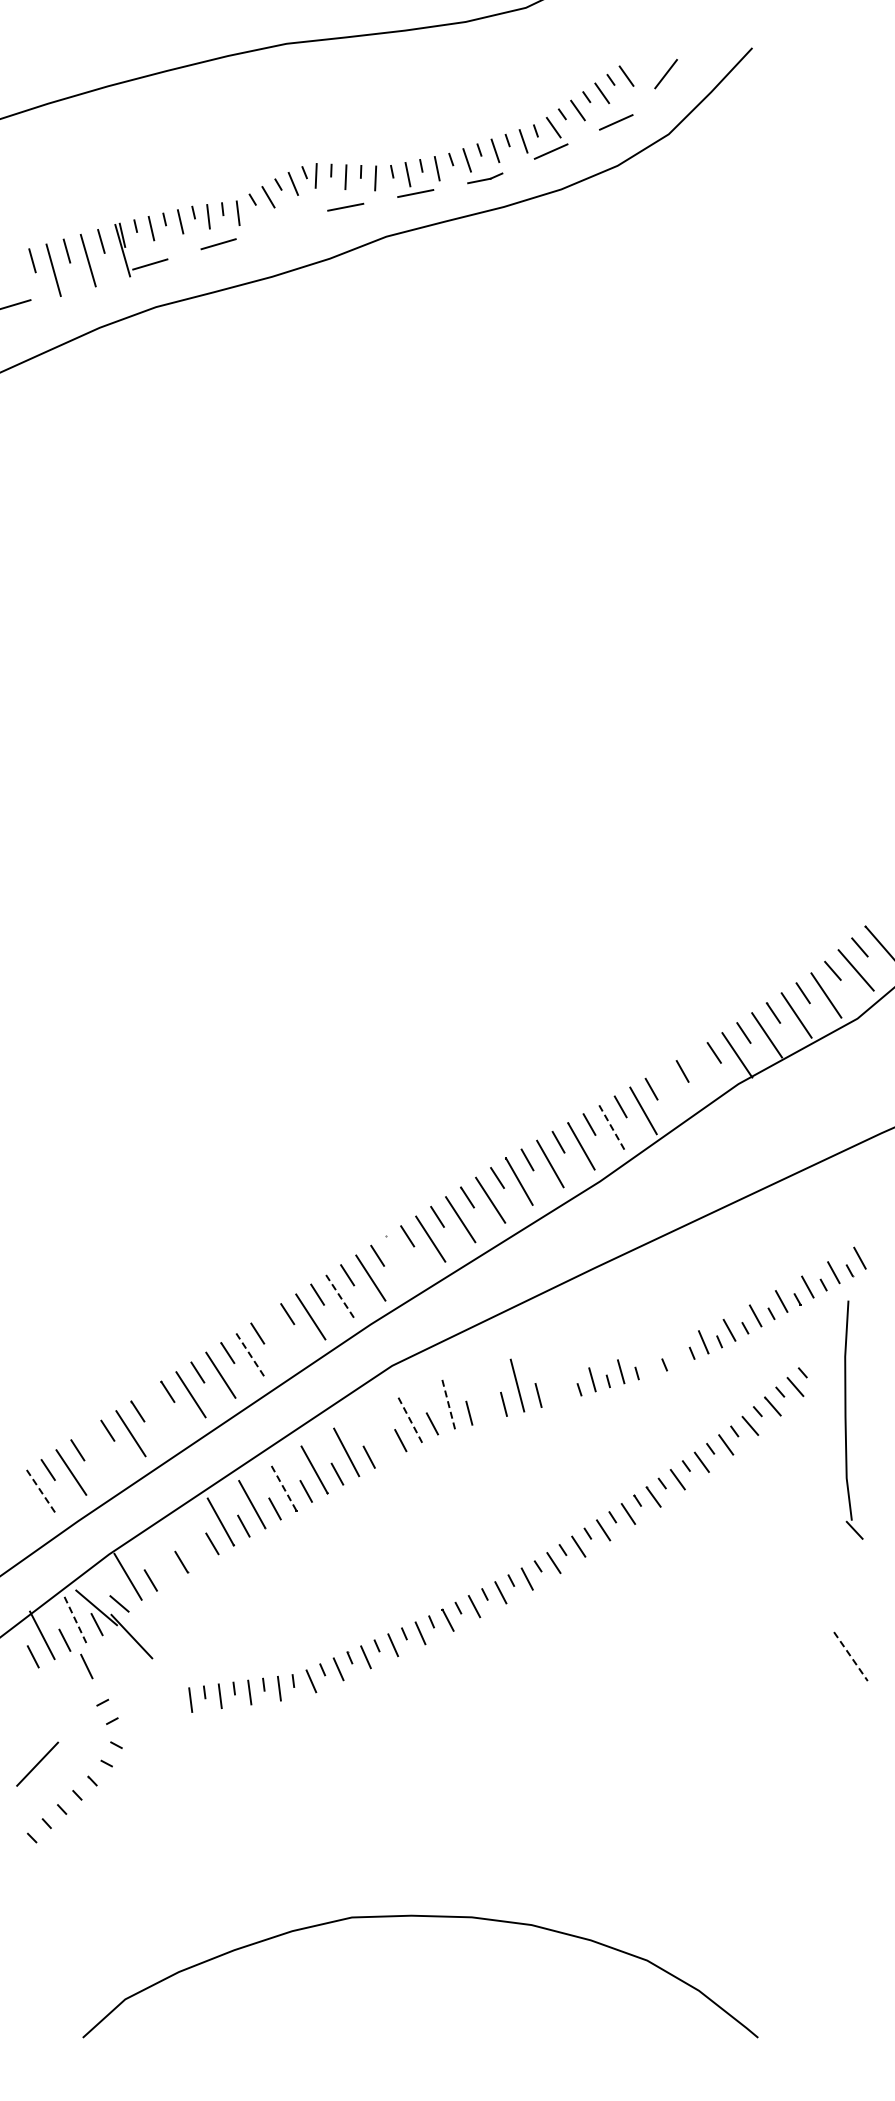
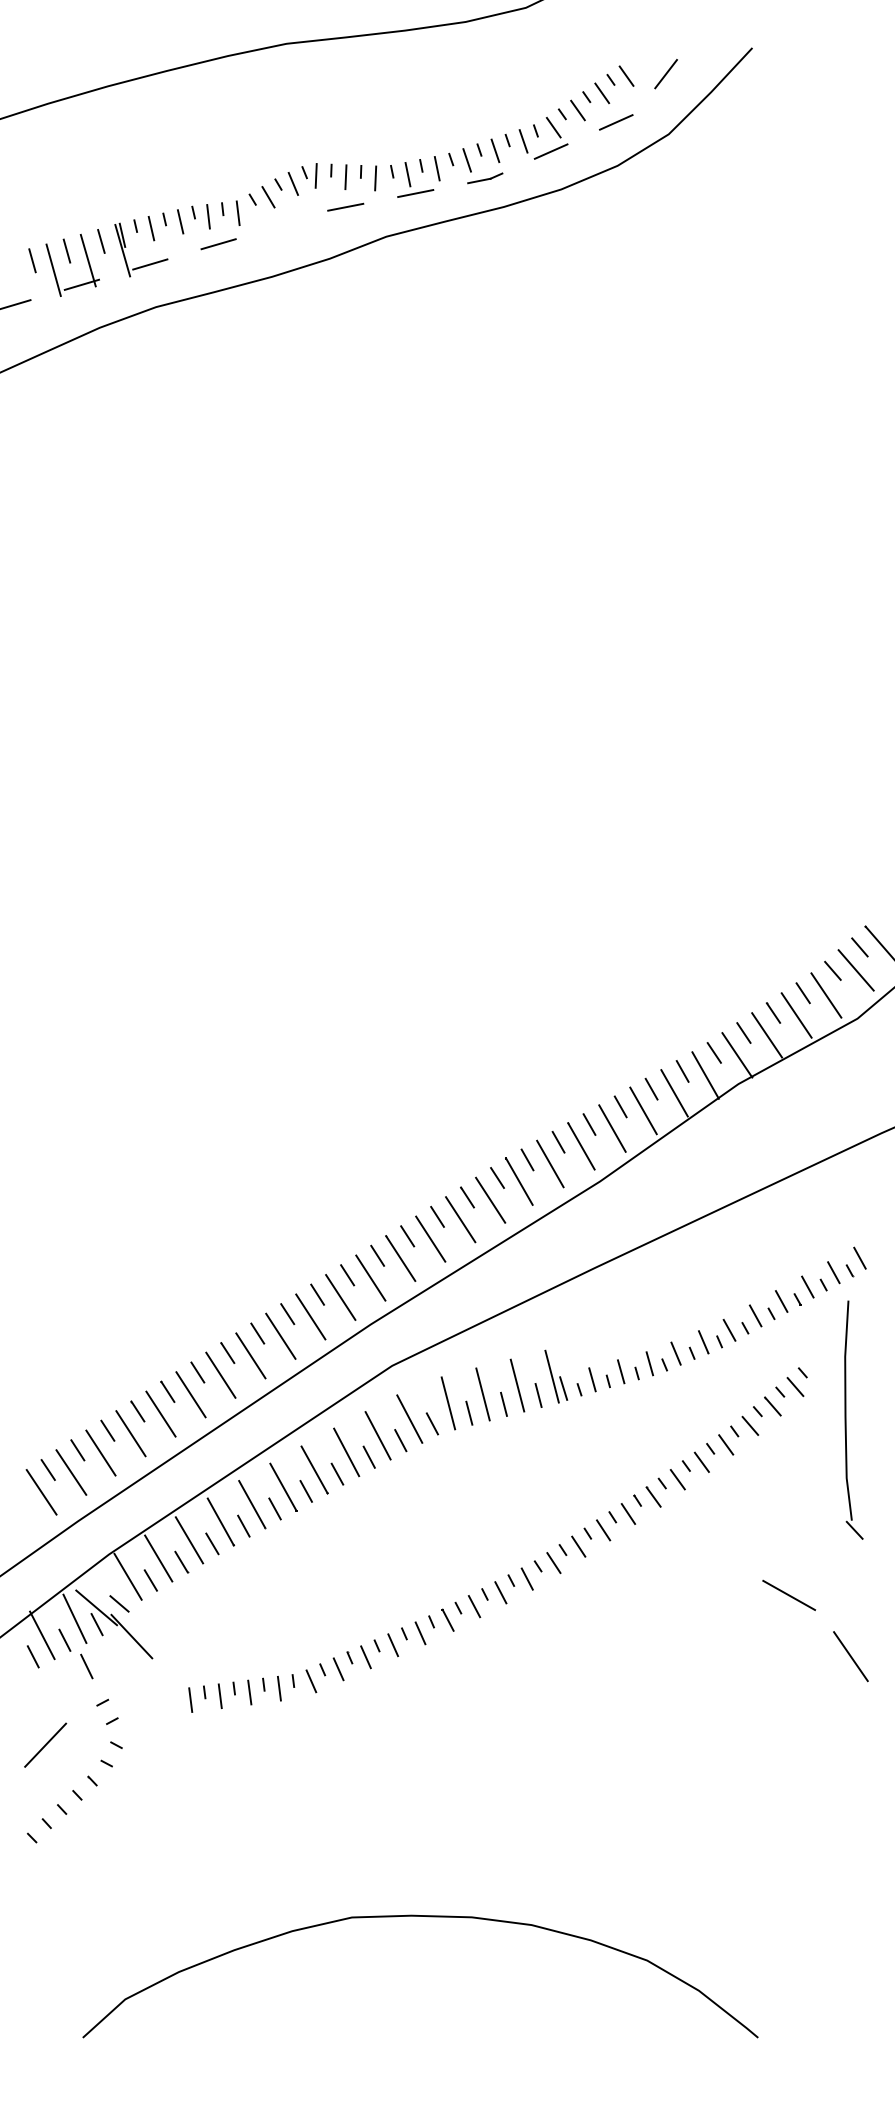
line: none -> present (81, 284)
line: none -> present (705, 1075)
line: none -> present (674, 1093)
line: dashed -> solid (612, 1128)
line: none -> present (400, 1258)
line: dashed -> solid (340, 1297)
line: none -> present (280, 1335)
line: none -> present (675, 1353)
line: dashed -> solid (250, 1355)
line: none -> present (649, 1363)
part: none -> present (556, 1376)
line: none -> present (482, 1394)
line: dashed -> solid (448, 1403)
line: none -> present (160, 1413)
line: dashed -> solid (409, 1419)
line: none -> present (377, 1435)
line: none -> present (100, 1452)
line: dashed -> solid (283, 1487)
line: dashed -> solid (41, 1492)
line: none -> present (189, 1540)
line: none -> present (158, 1558)
line: none -> present (789, 1595)
line: dashed -> solid (74, 1618)
line: dashed -> solid (850, 1656)
line position: (37, 1763) -> (45, 1744) (45, 1744)
